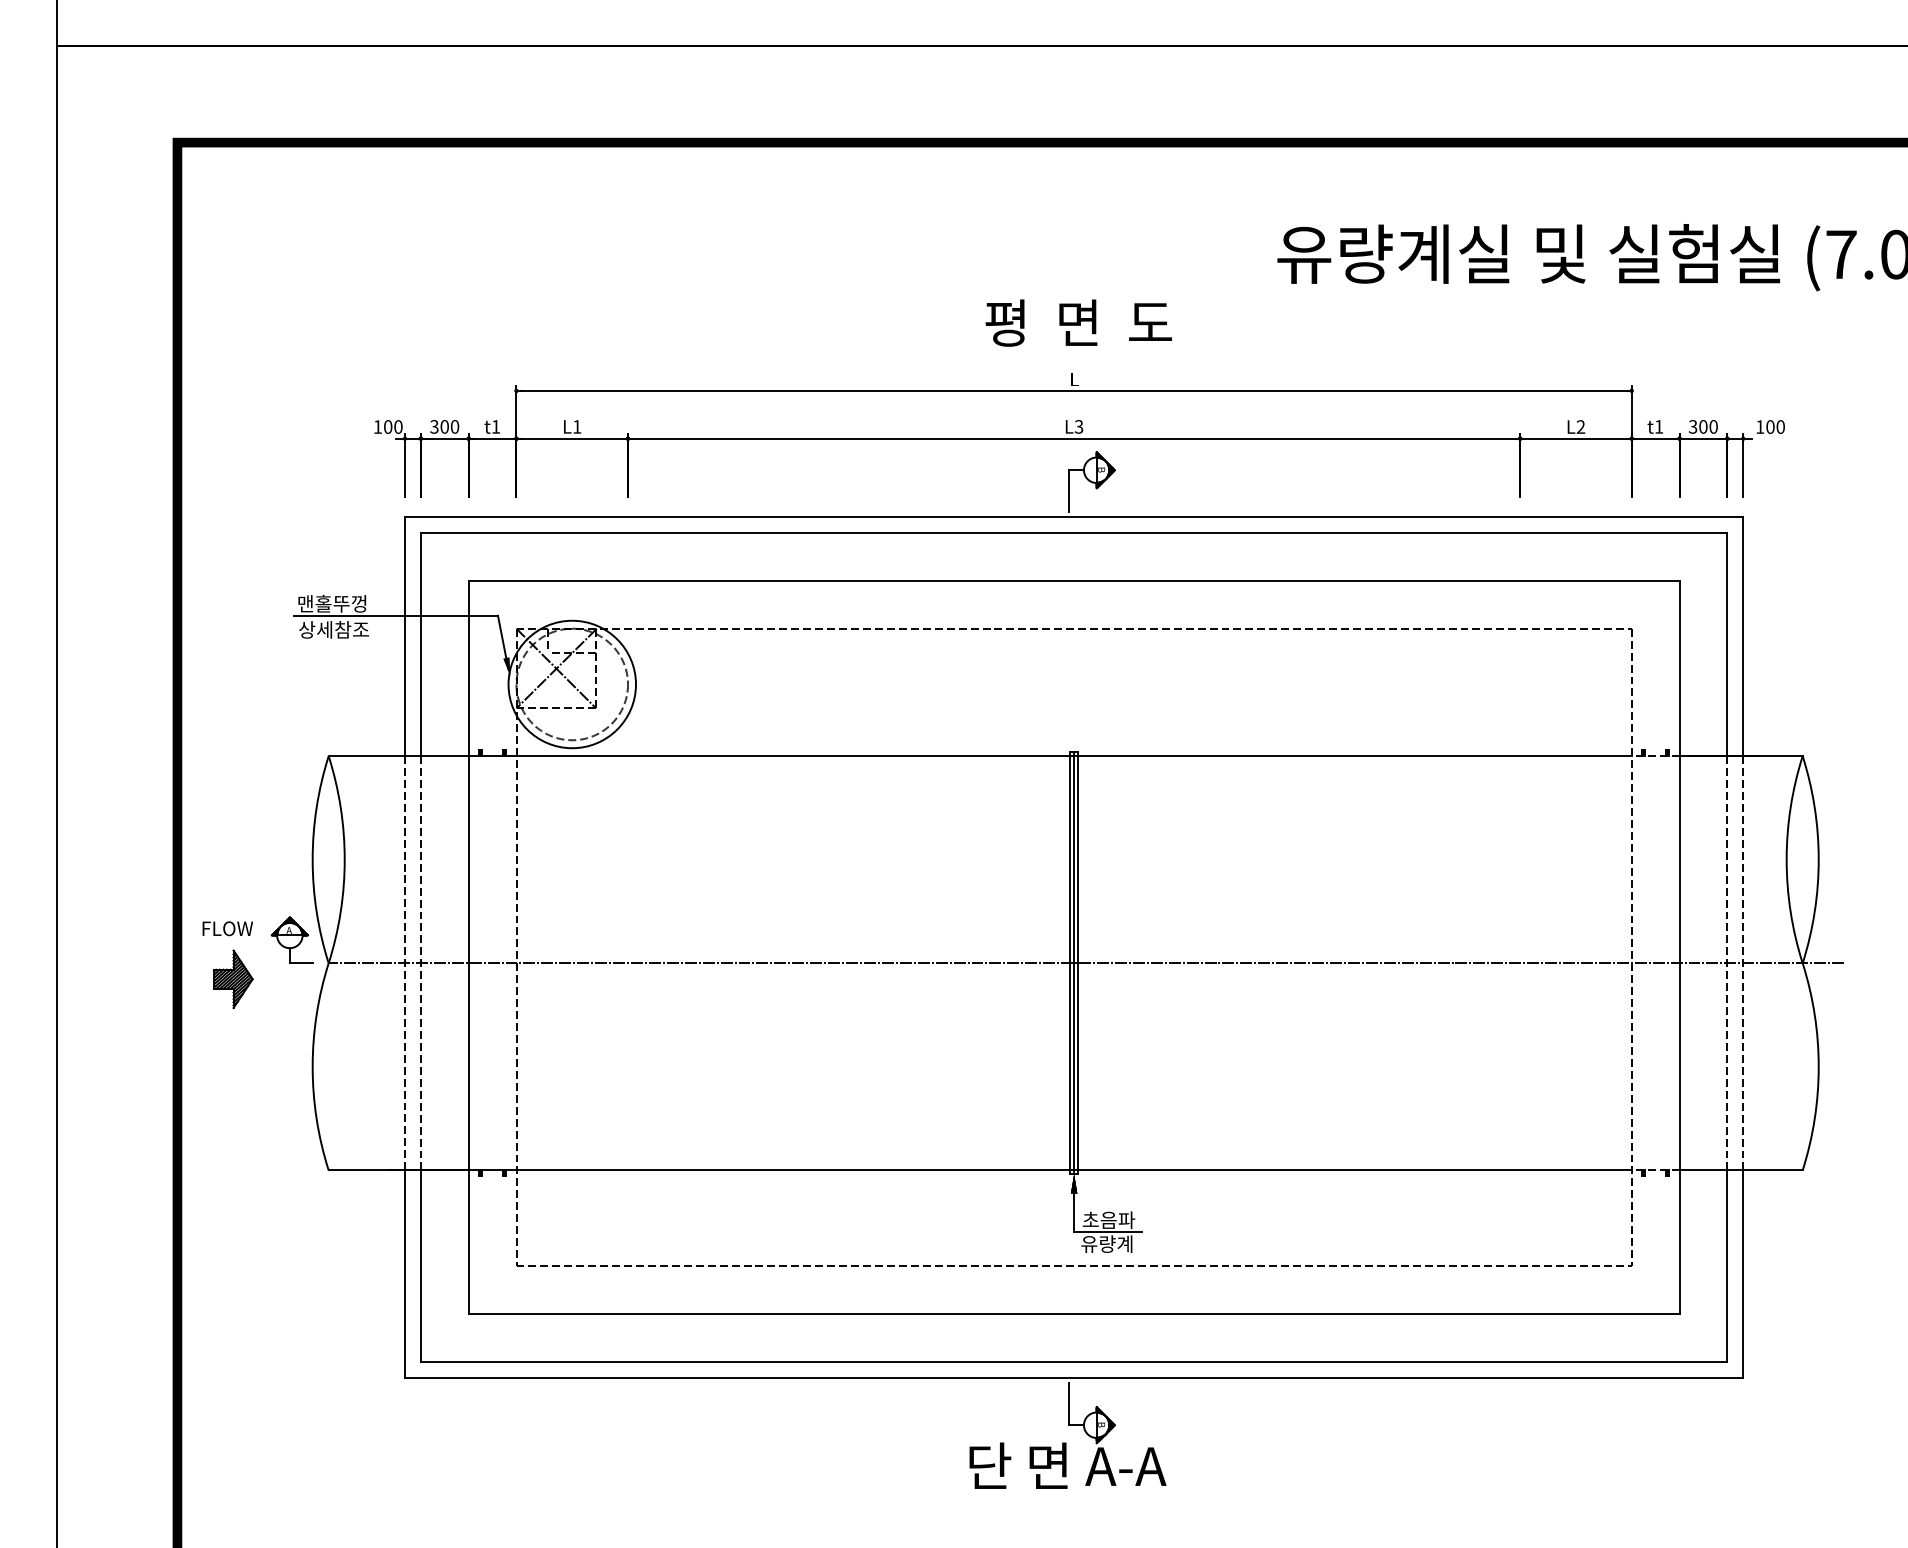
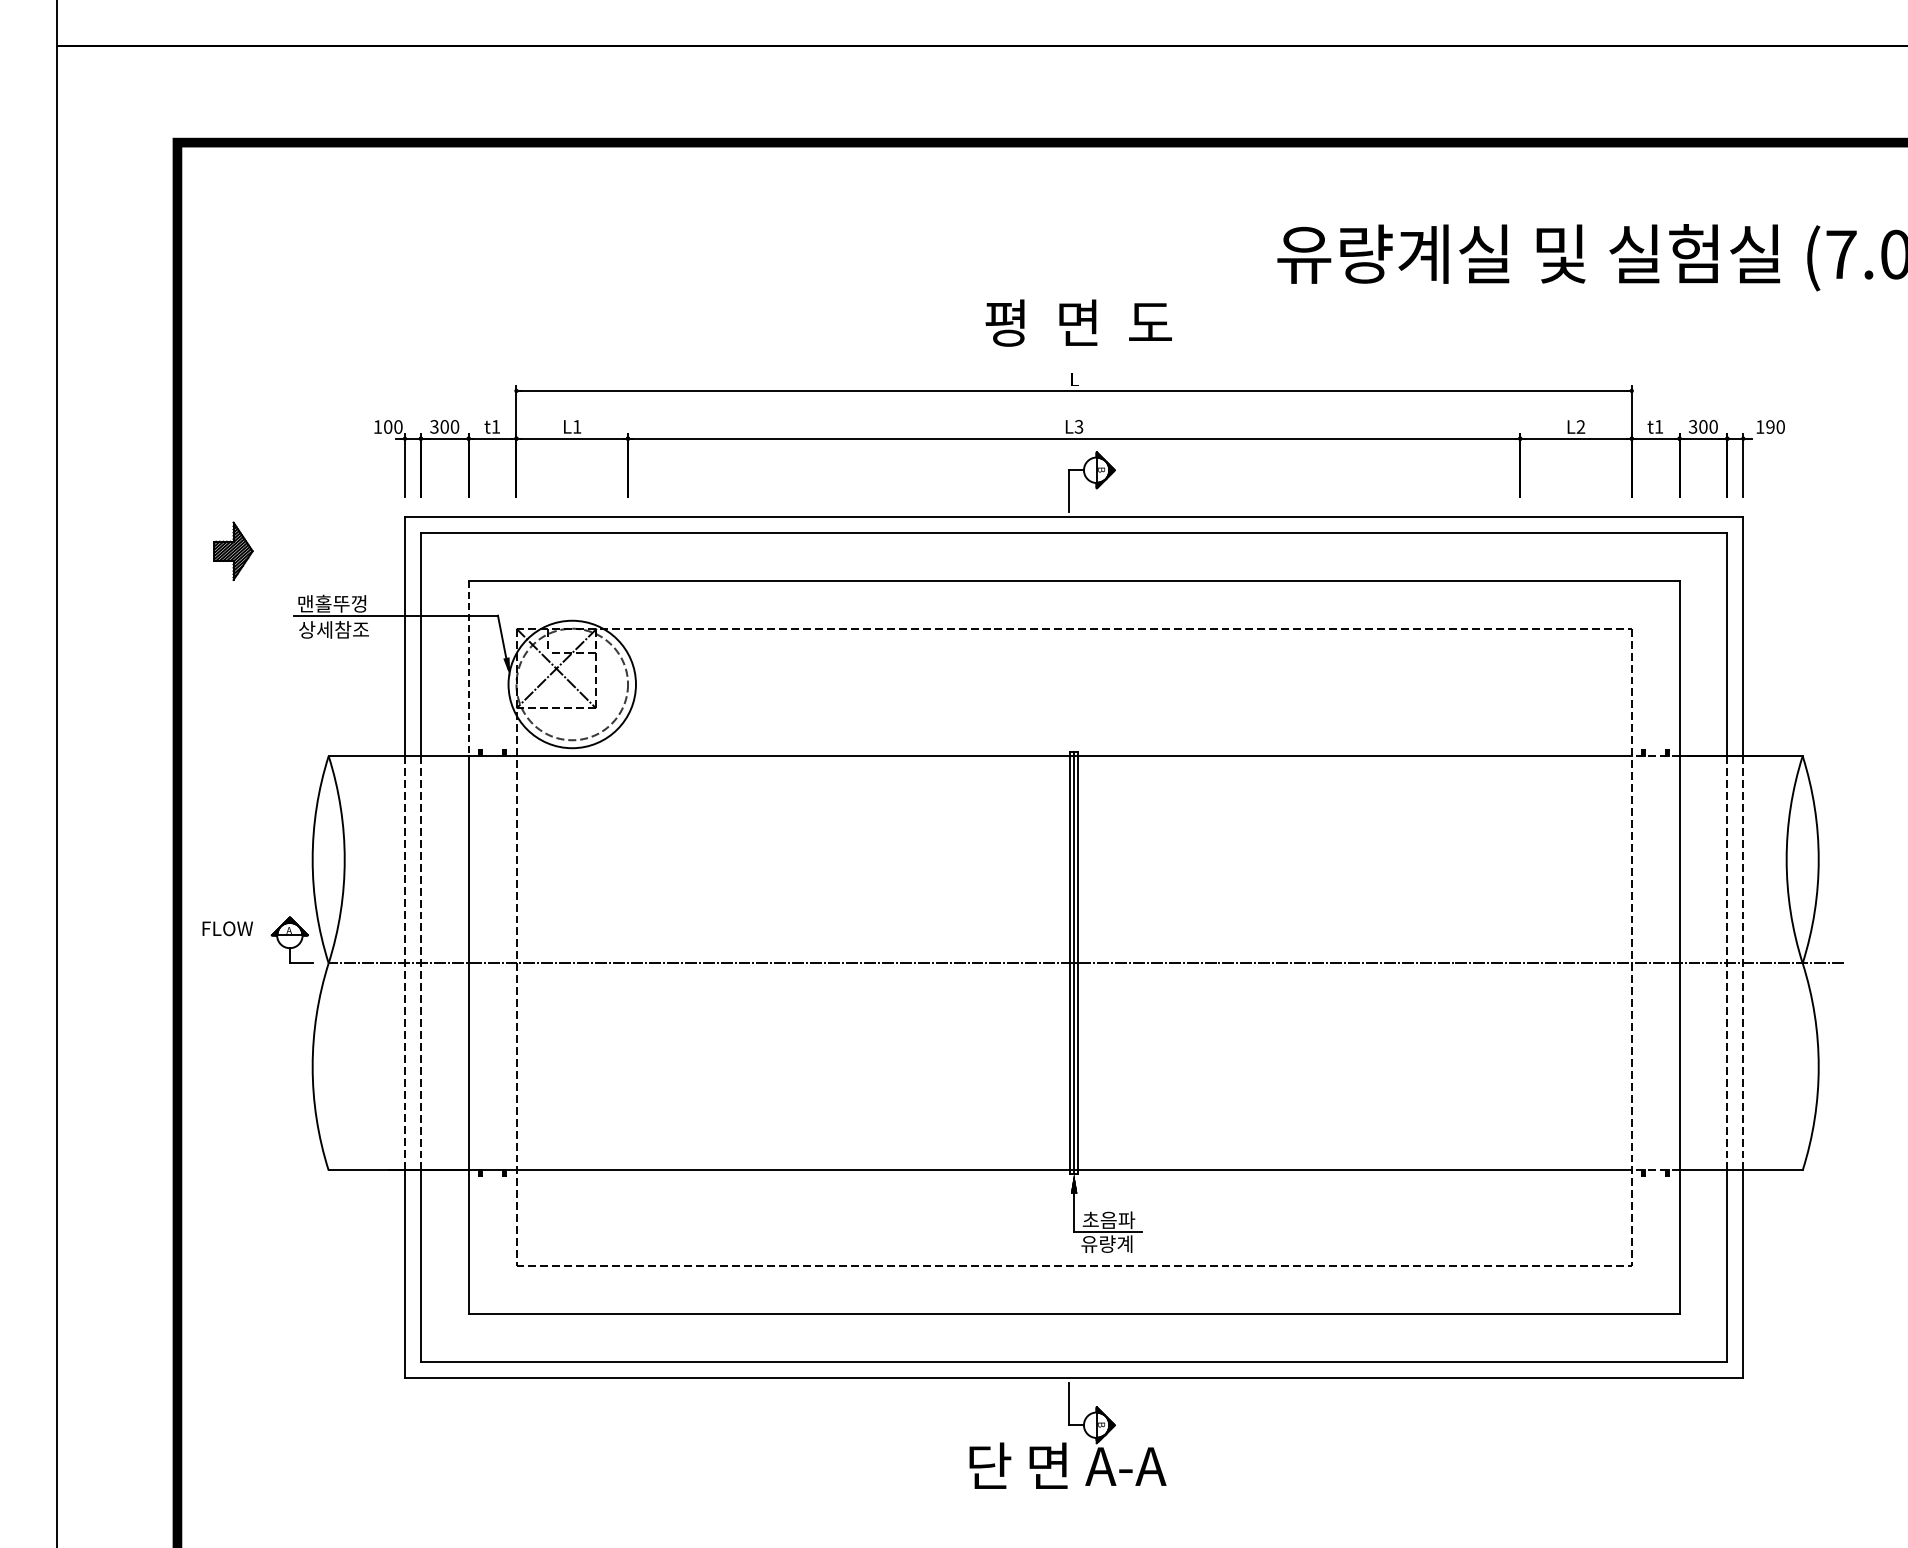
text: 100 -> 190 (1770, 426)
line: solid -> dashed (468, 668)
part position: (233, 978) -> (233, 550) (233, 550)
